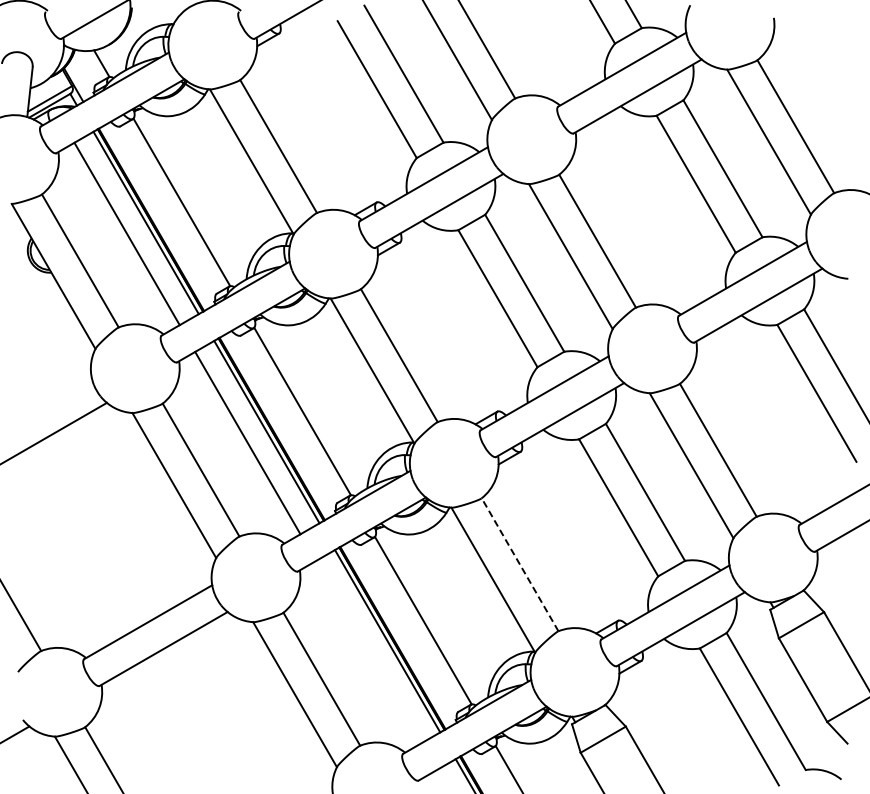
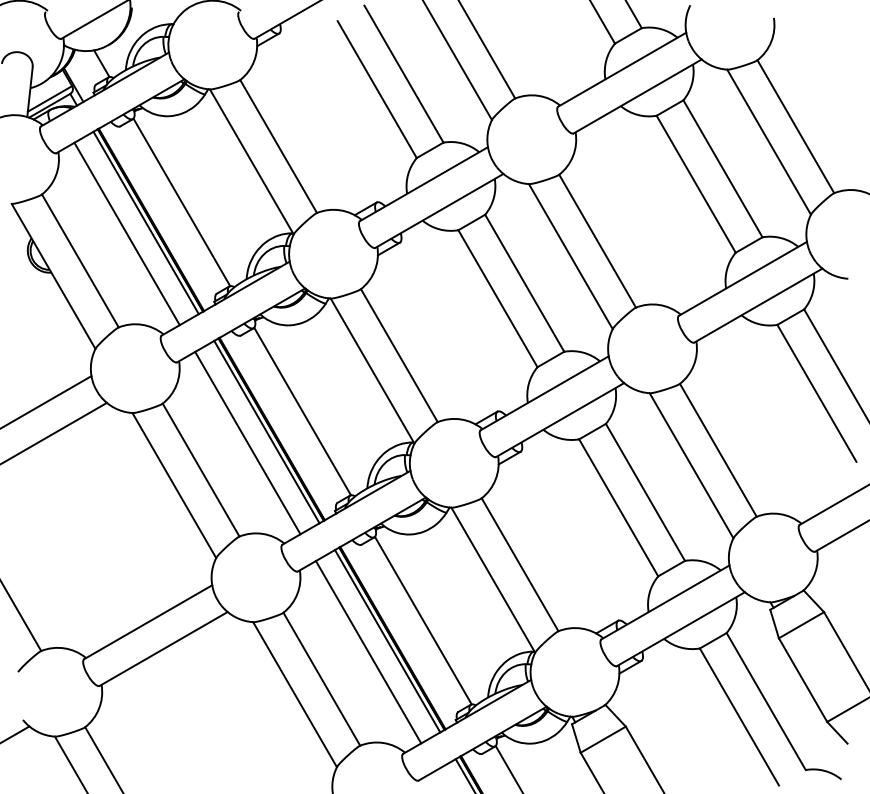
line: none -> present (46, 401)
line: dashed -> solid (520, 564)
line: none -> present (368, 652)
